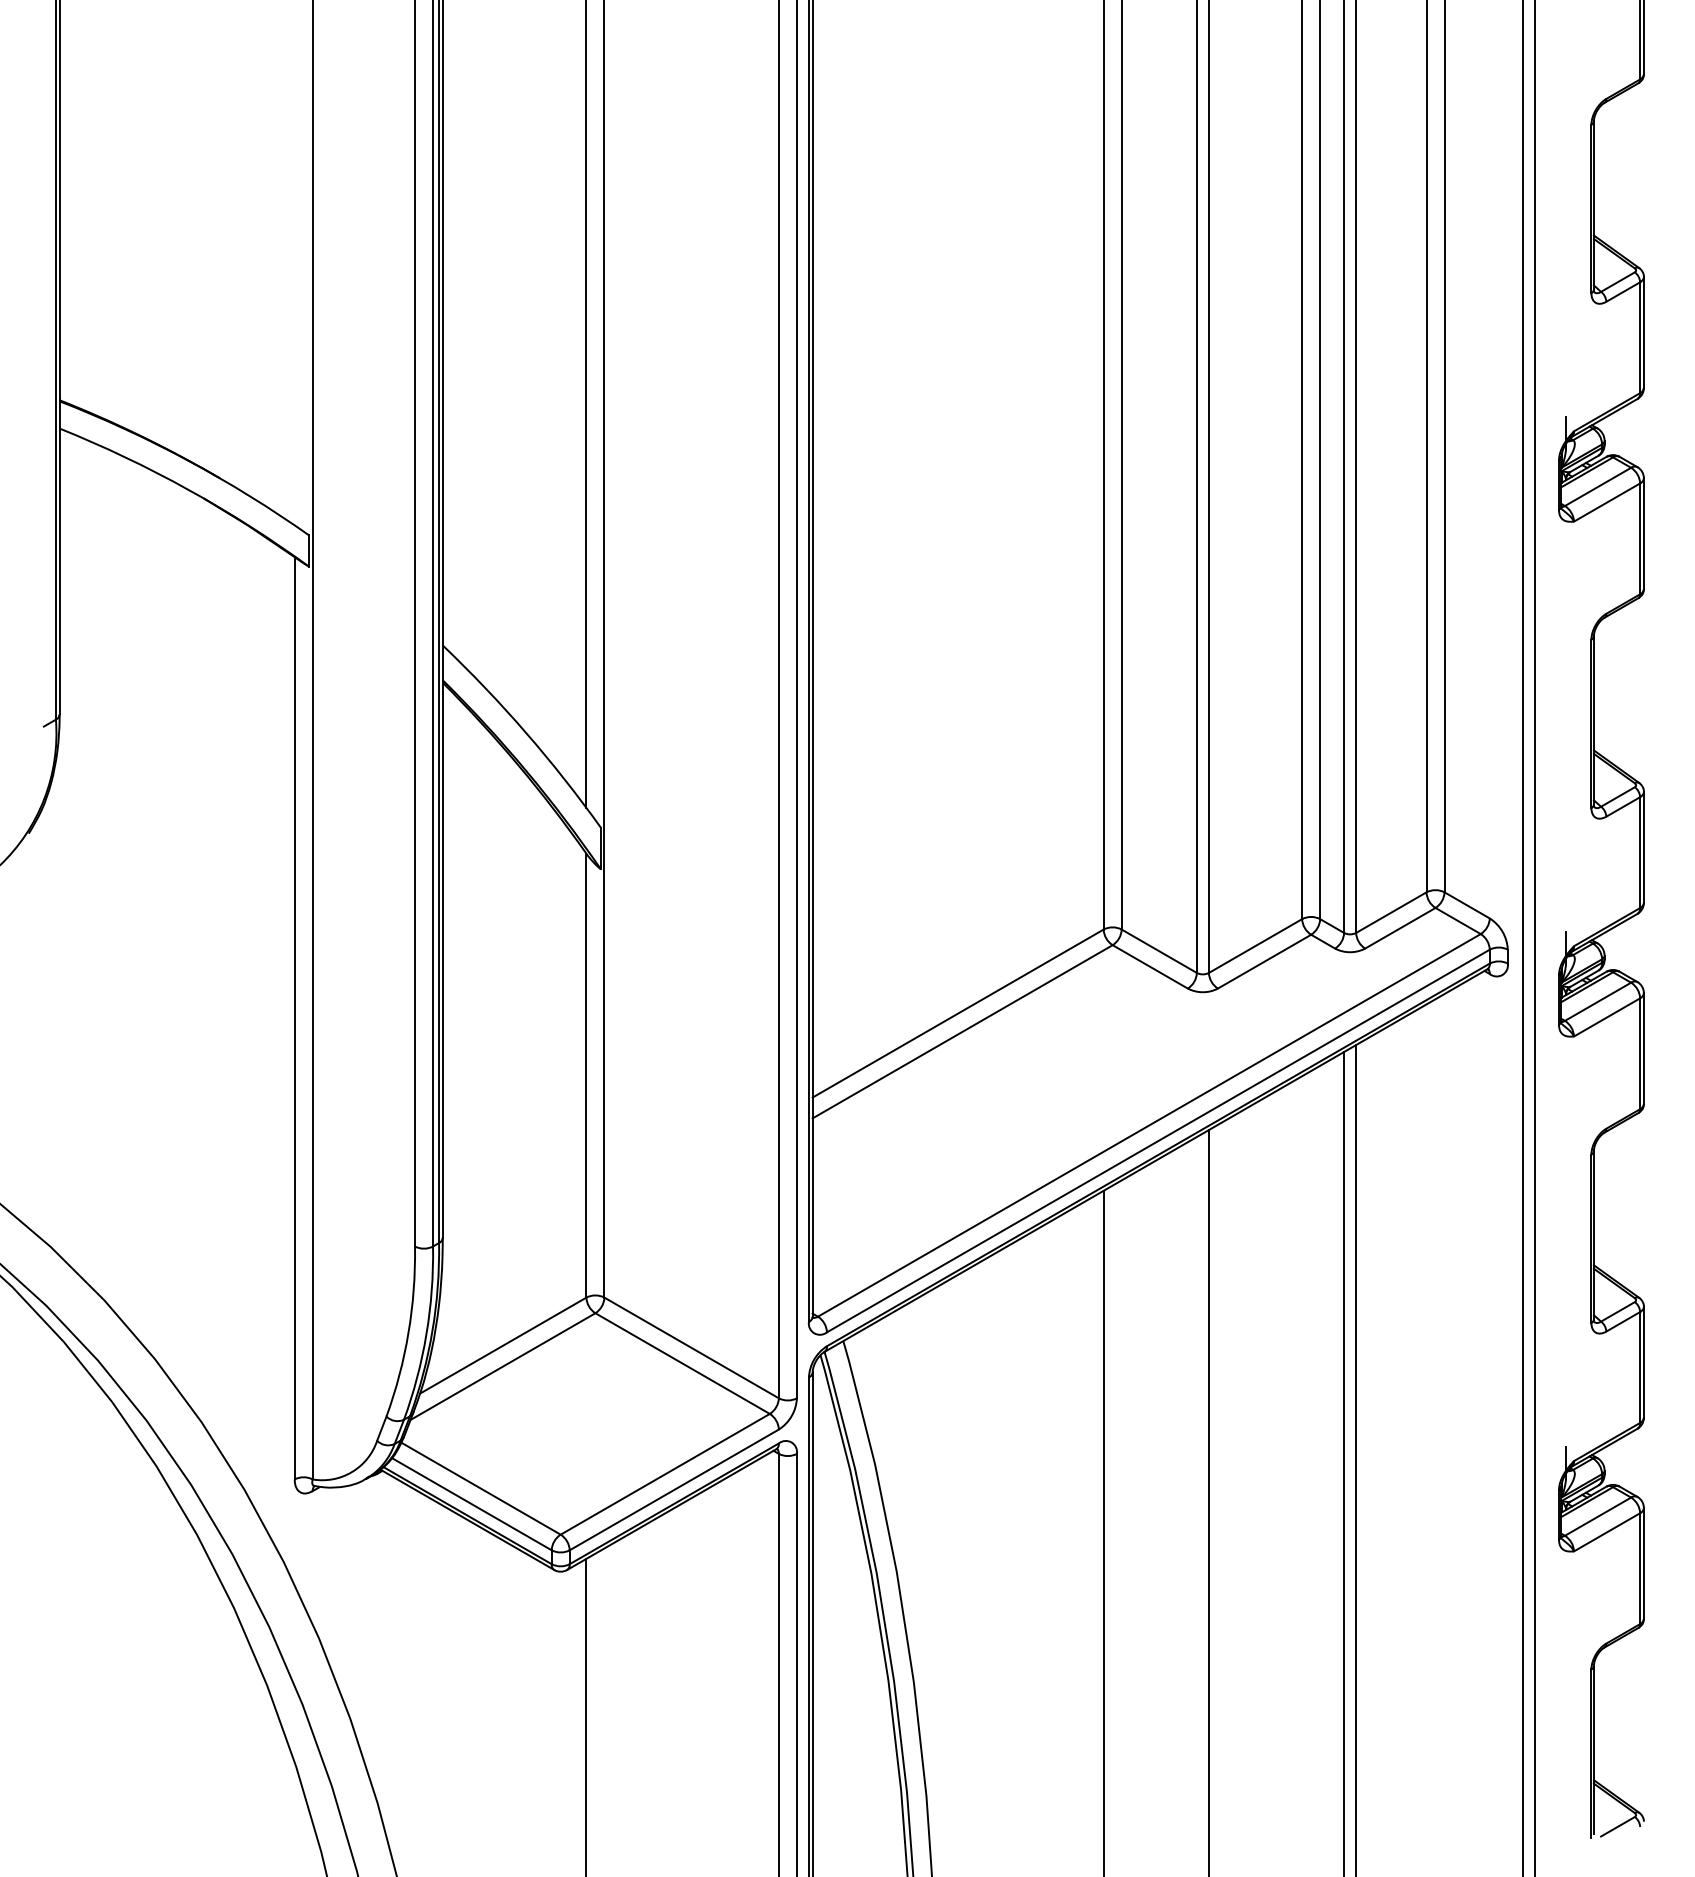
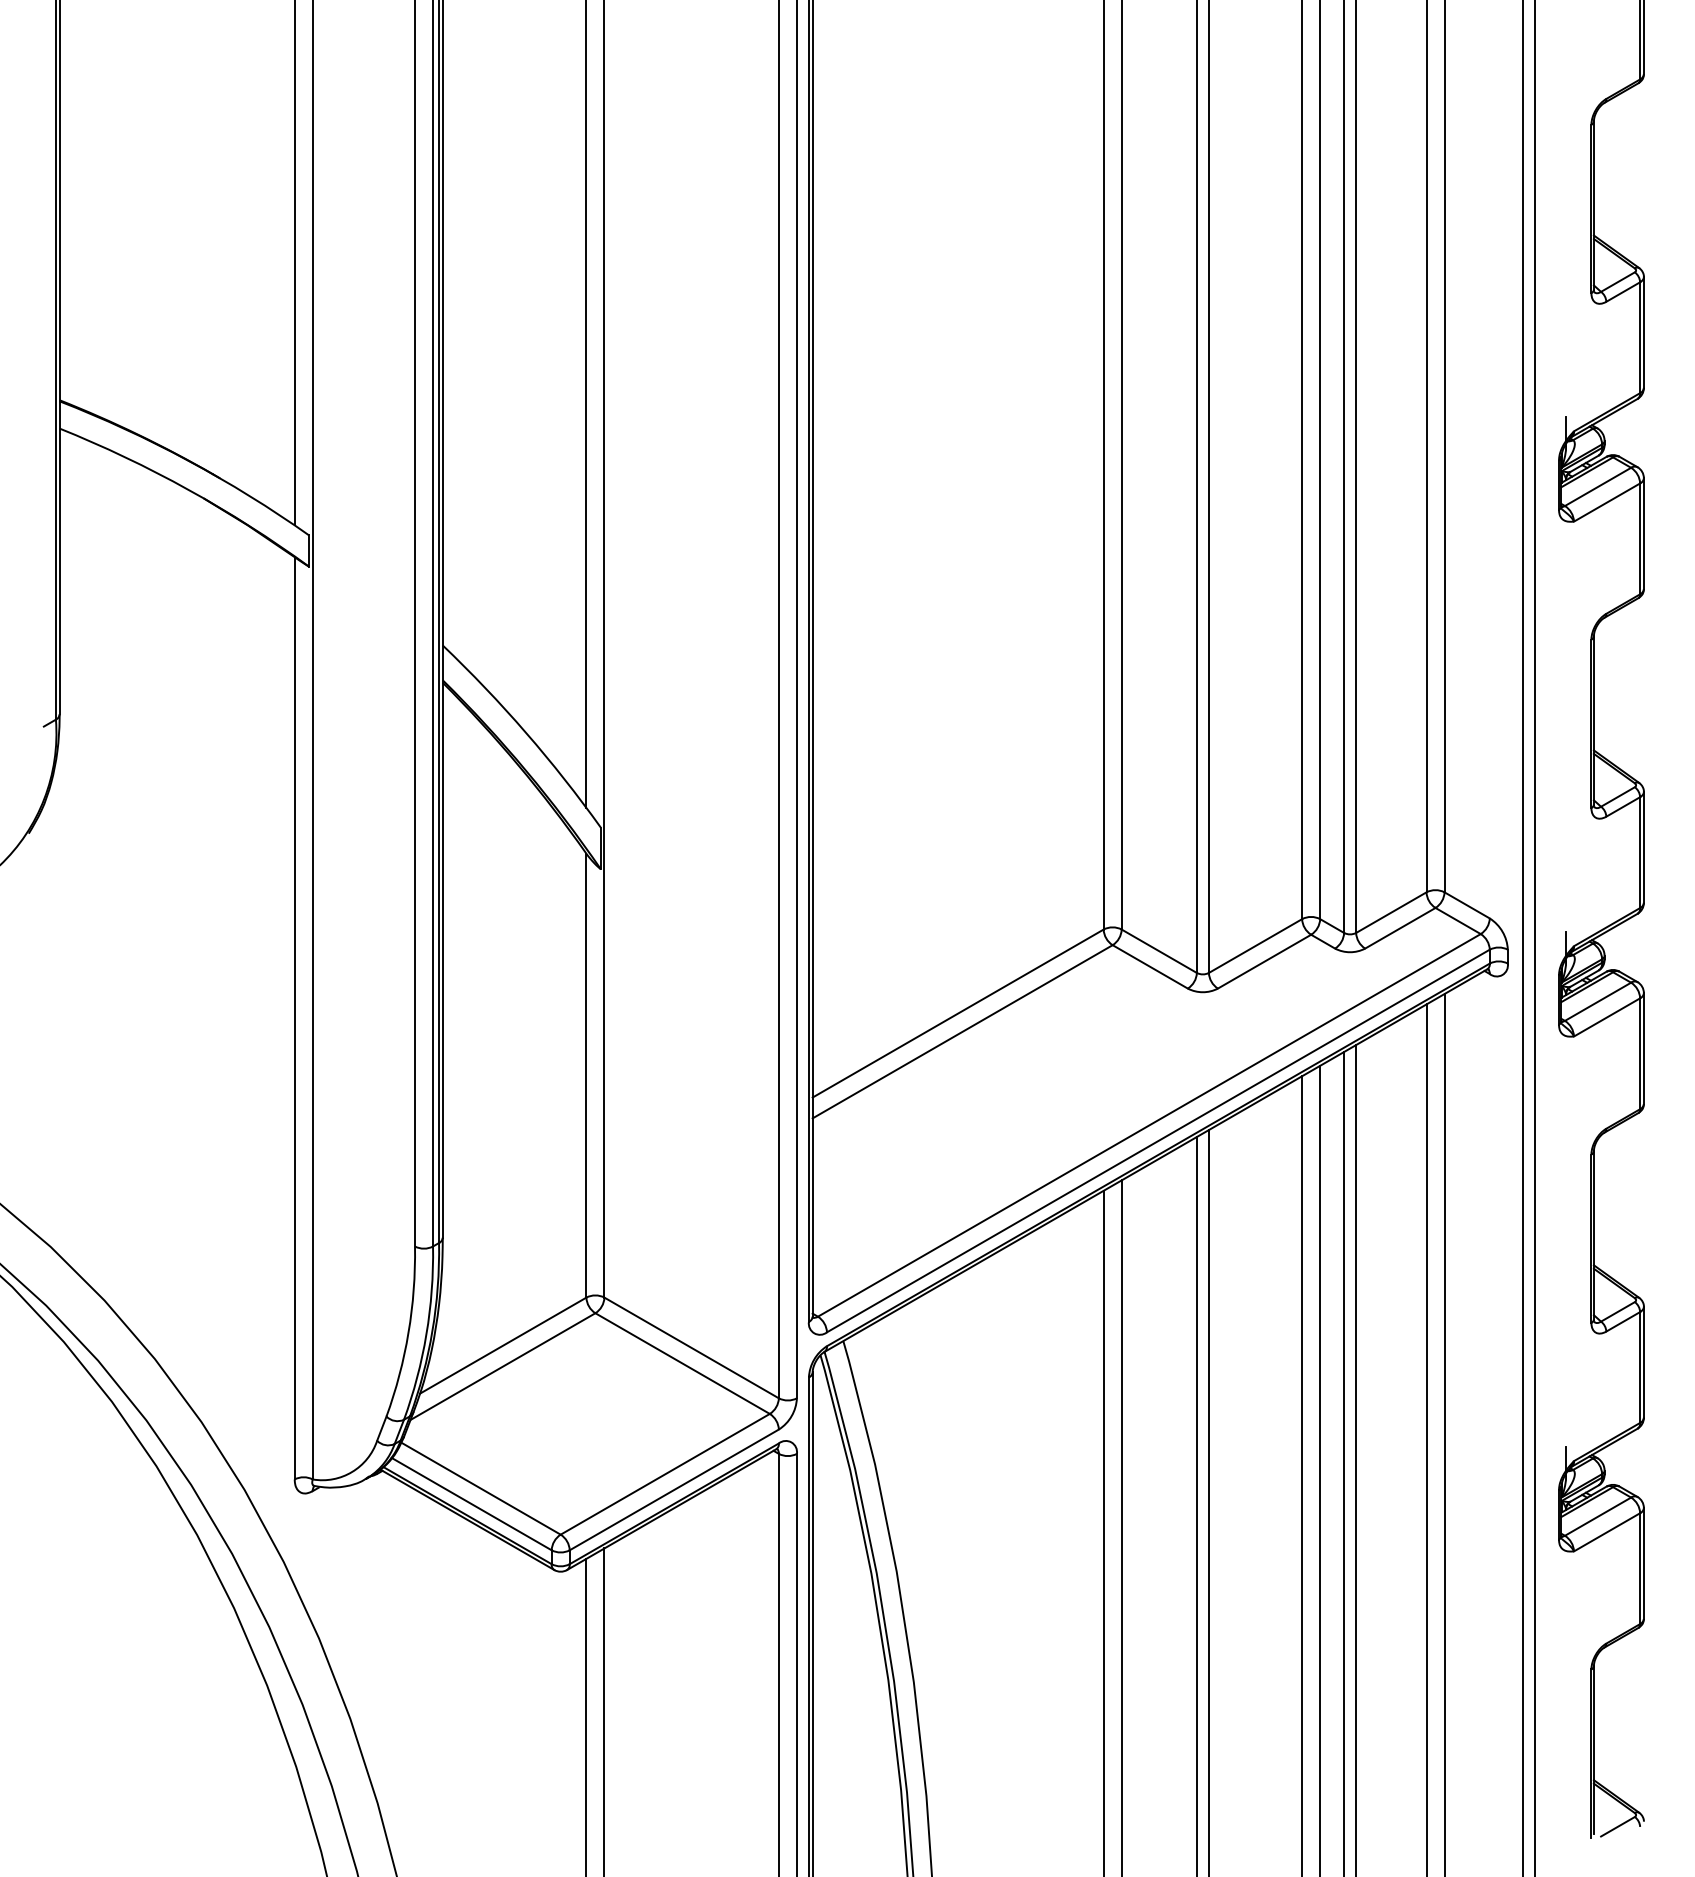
line: none -> present (294, 263)
line: none -> present (1444, 1433)
line: none -> present (1426, 1438)
line: none -> present (1320, 1469)
line: none -> present (1302, 1474)
line: none -> present (1196, 1505)
line: none -> present (1121, 1526)
line: none -> present (604, 1710)
